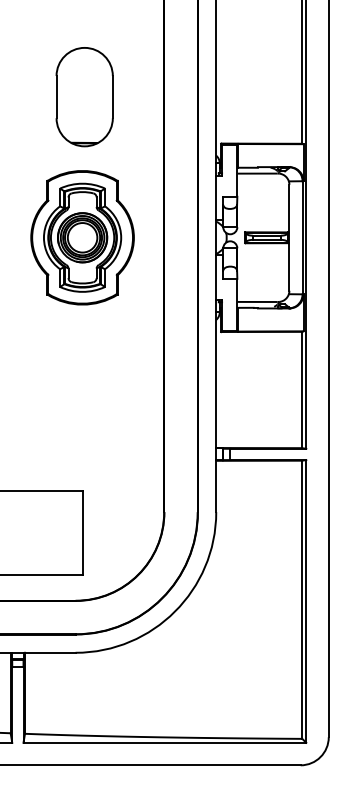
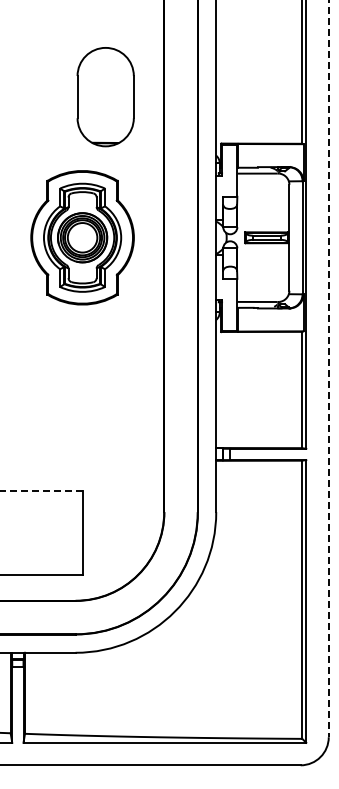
part position: (84, 97) -> (105, 97) (105, 97)
line: solid -> dashed (328, 369)
line: solid -> dashed (41, 491)
